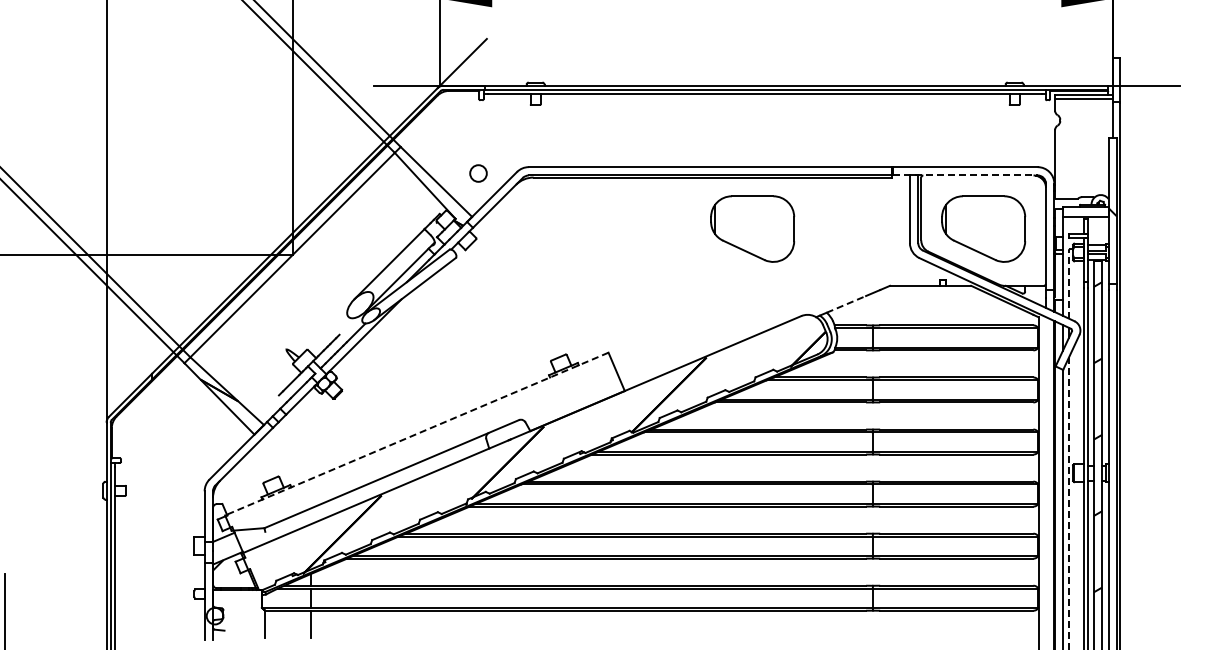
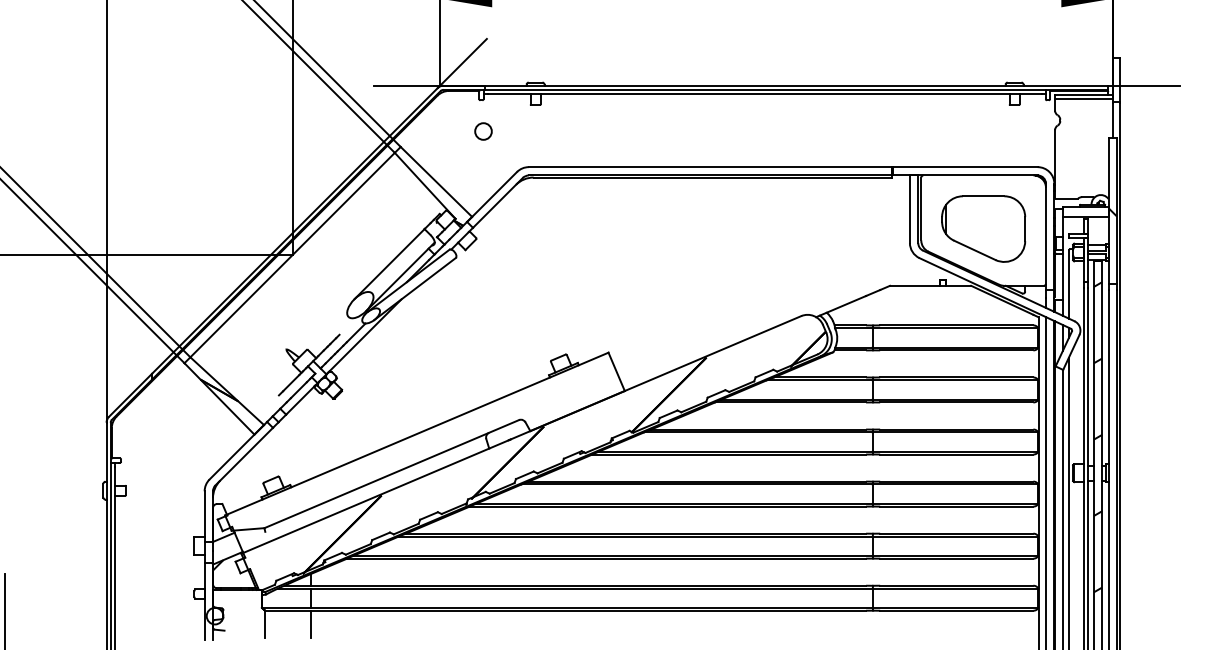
circle position: (478, 173) -> (483, 131) (483, 131)
line: dashed -> solid (965, 175)
part: present -> none (752, 228)
line: dashed -> solid (1068, 284)
line: dashed -> solid (846, 304)
line: dashed -> solid (416, 434)
line: none -> present (1046, 481)
line: dashed -> solid (1068, 503)
